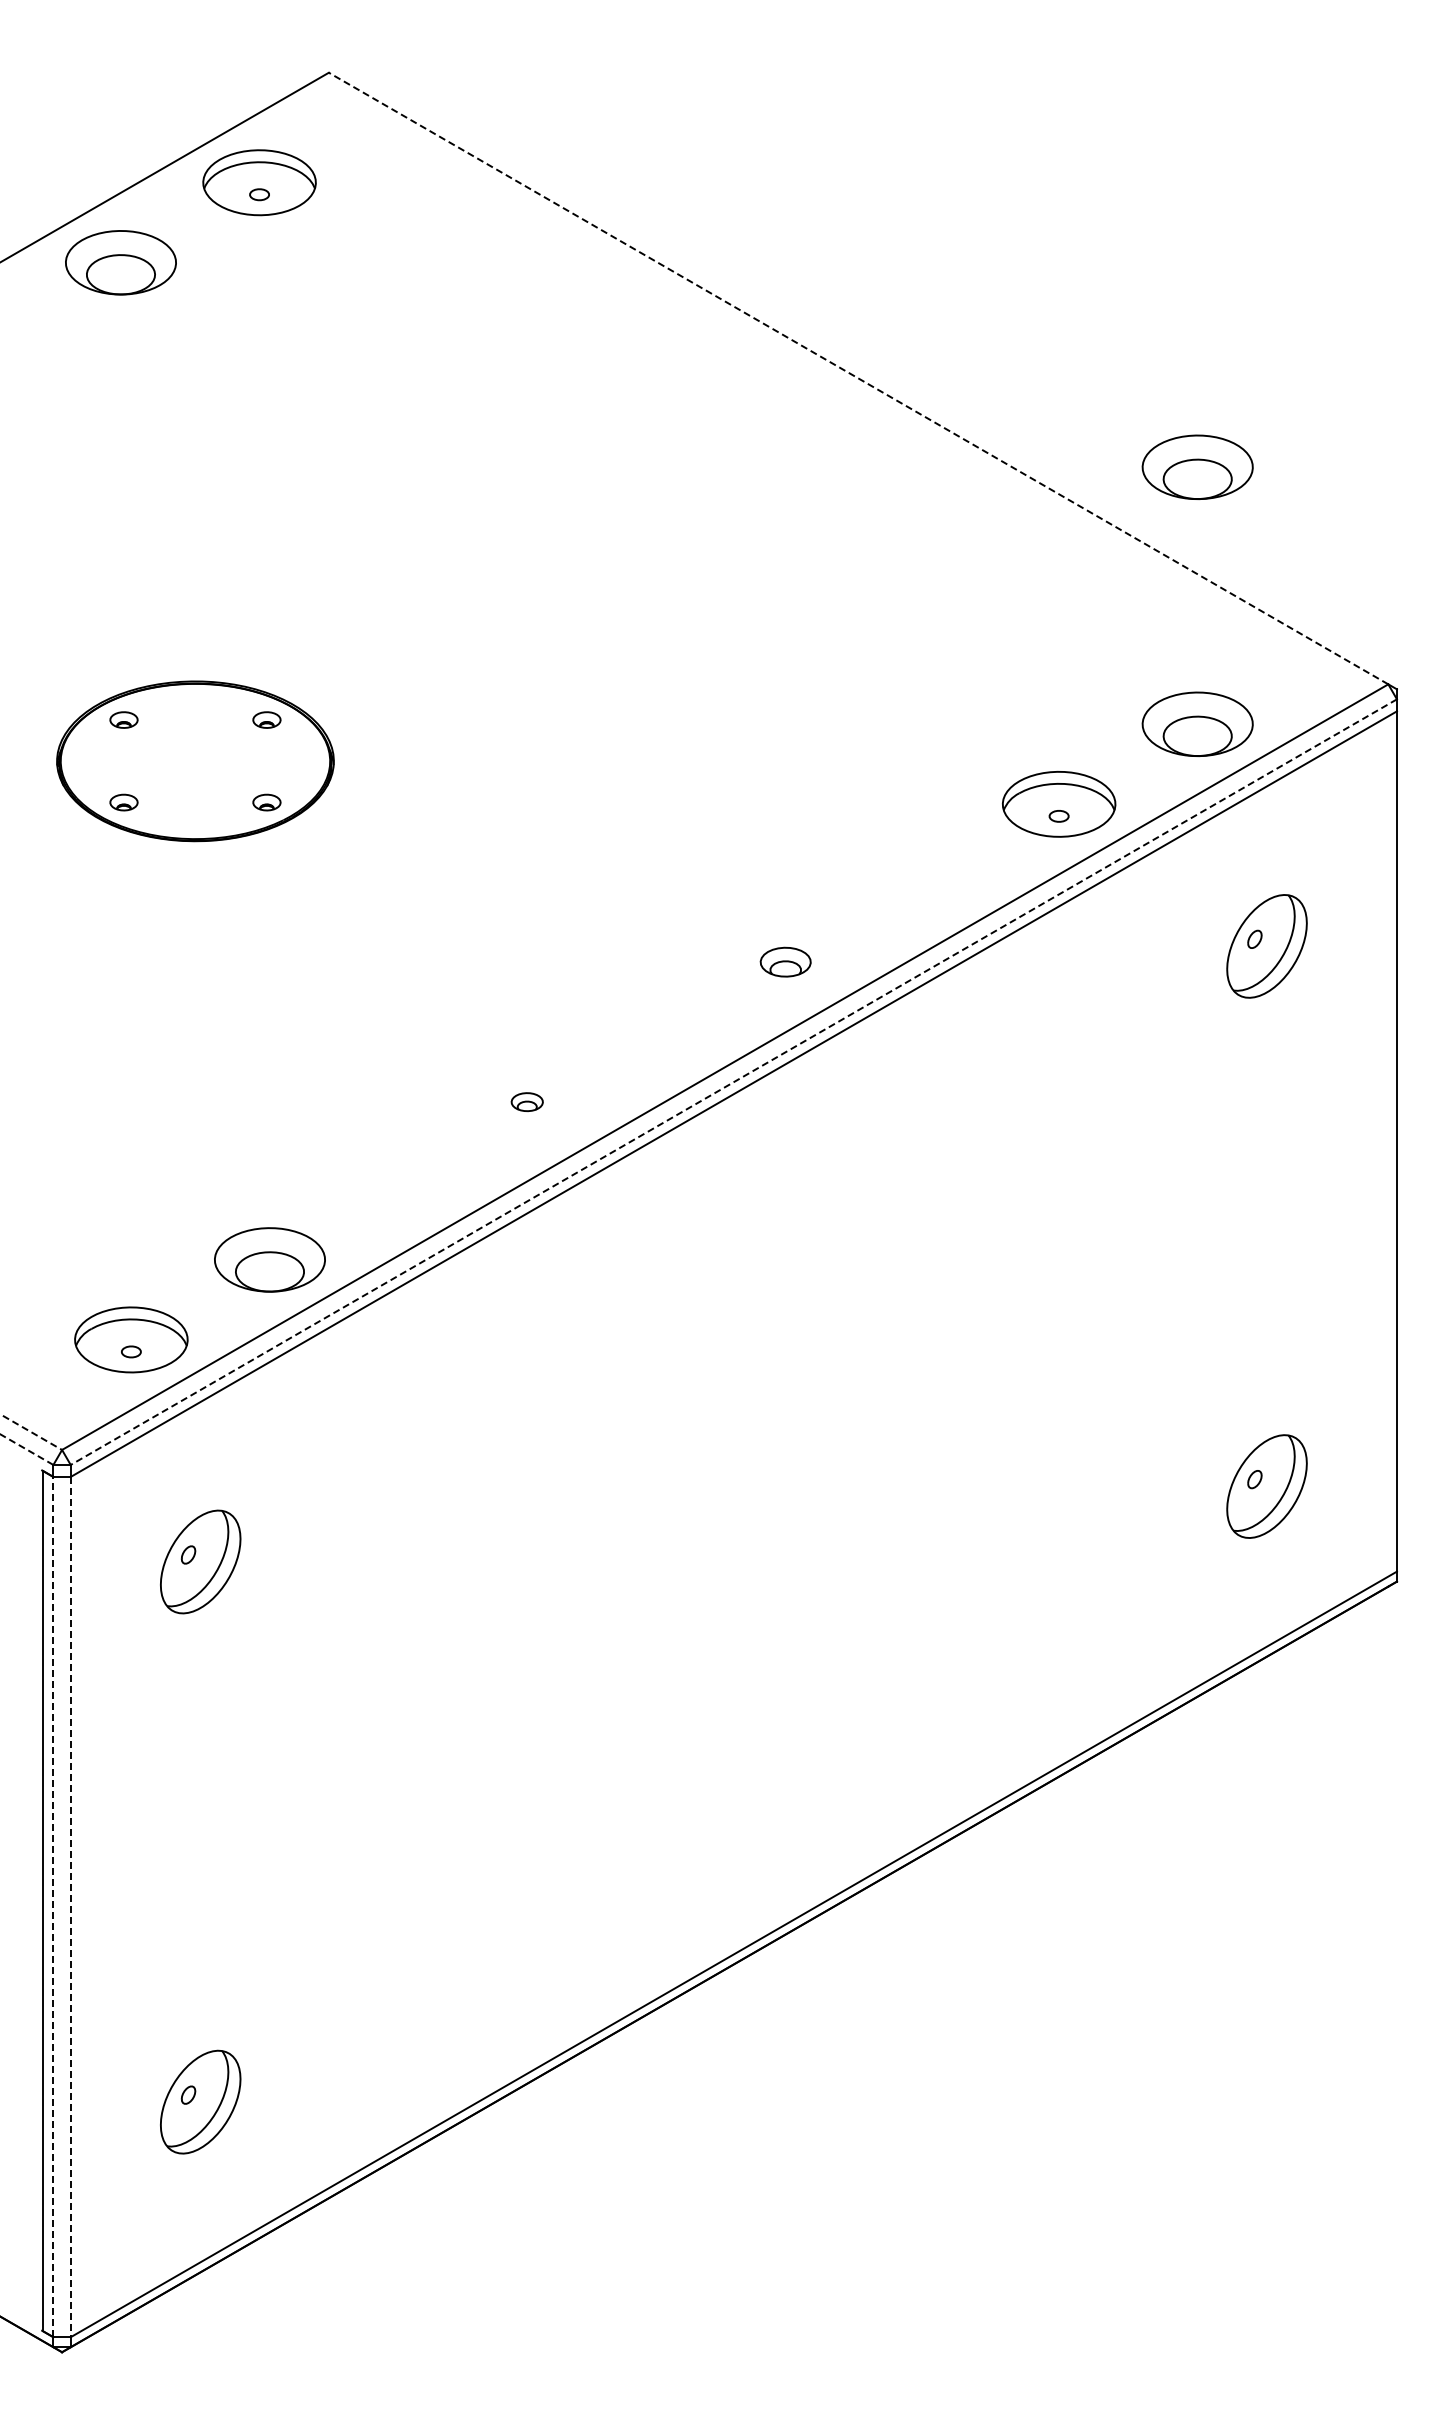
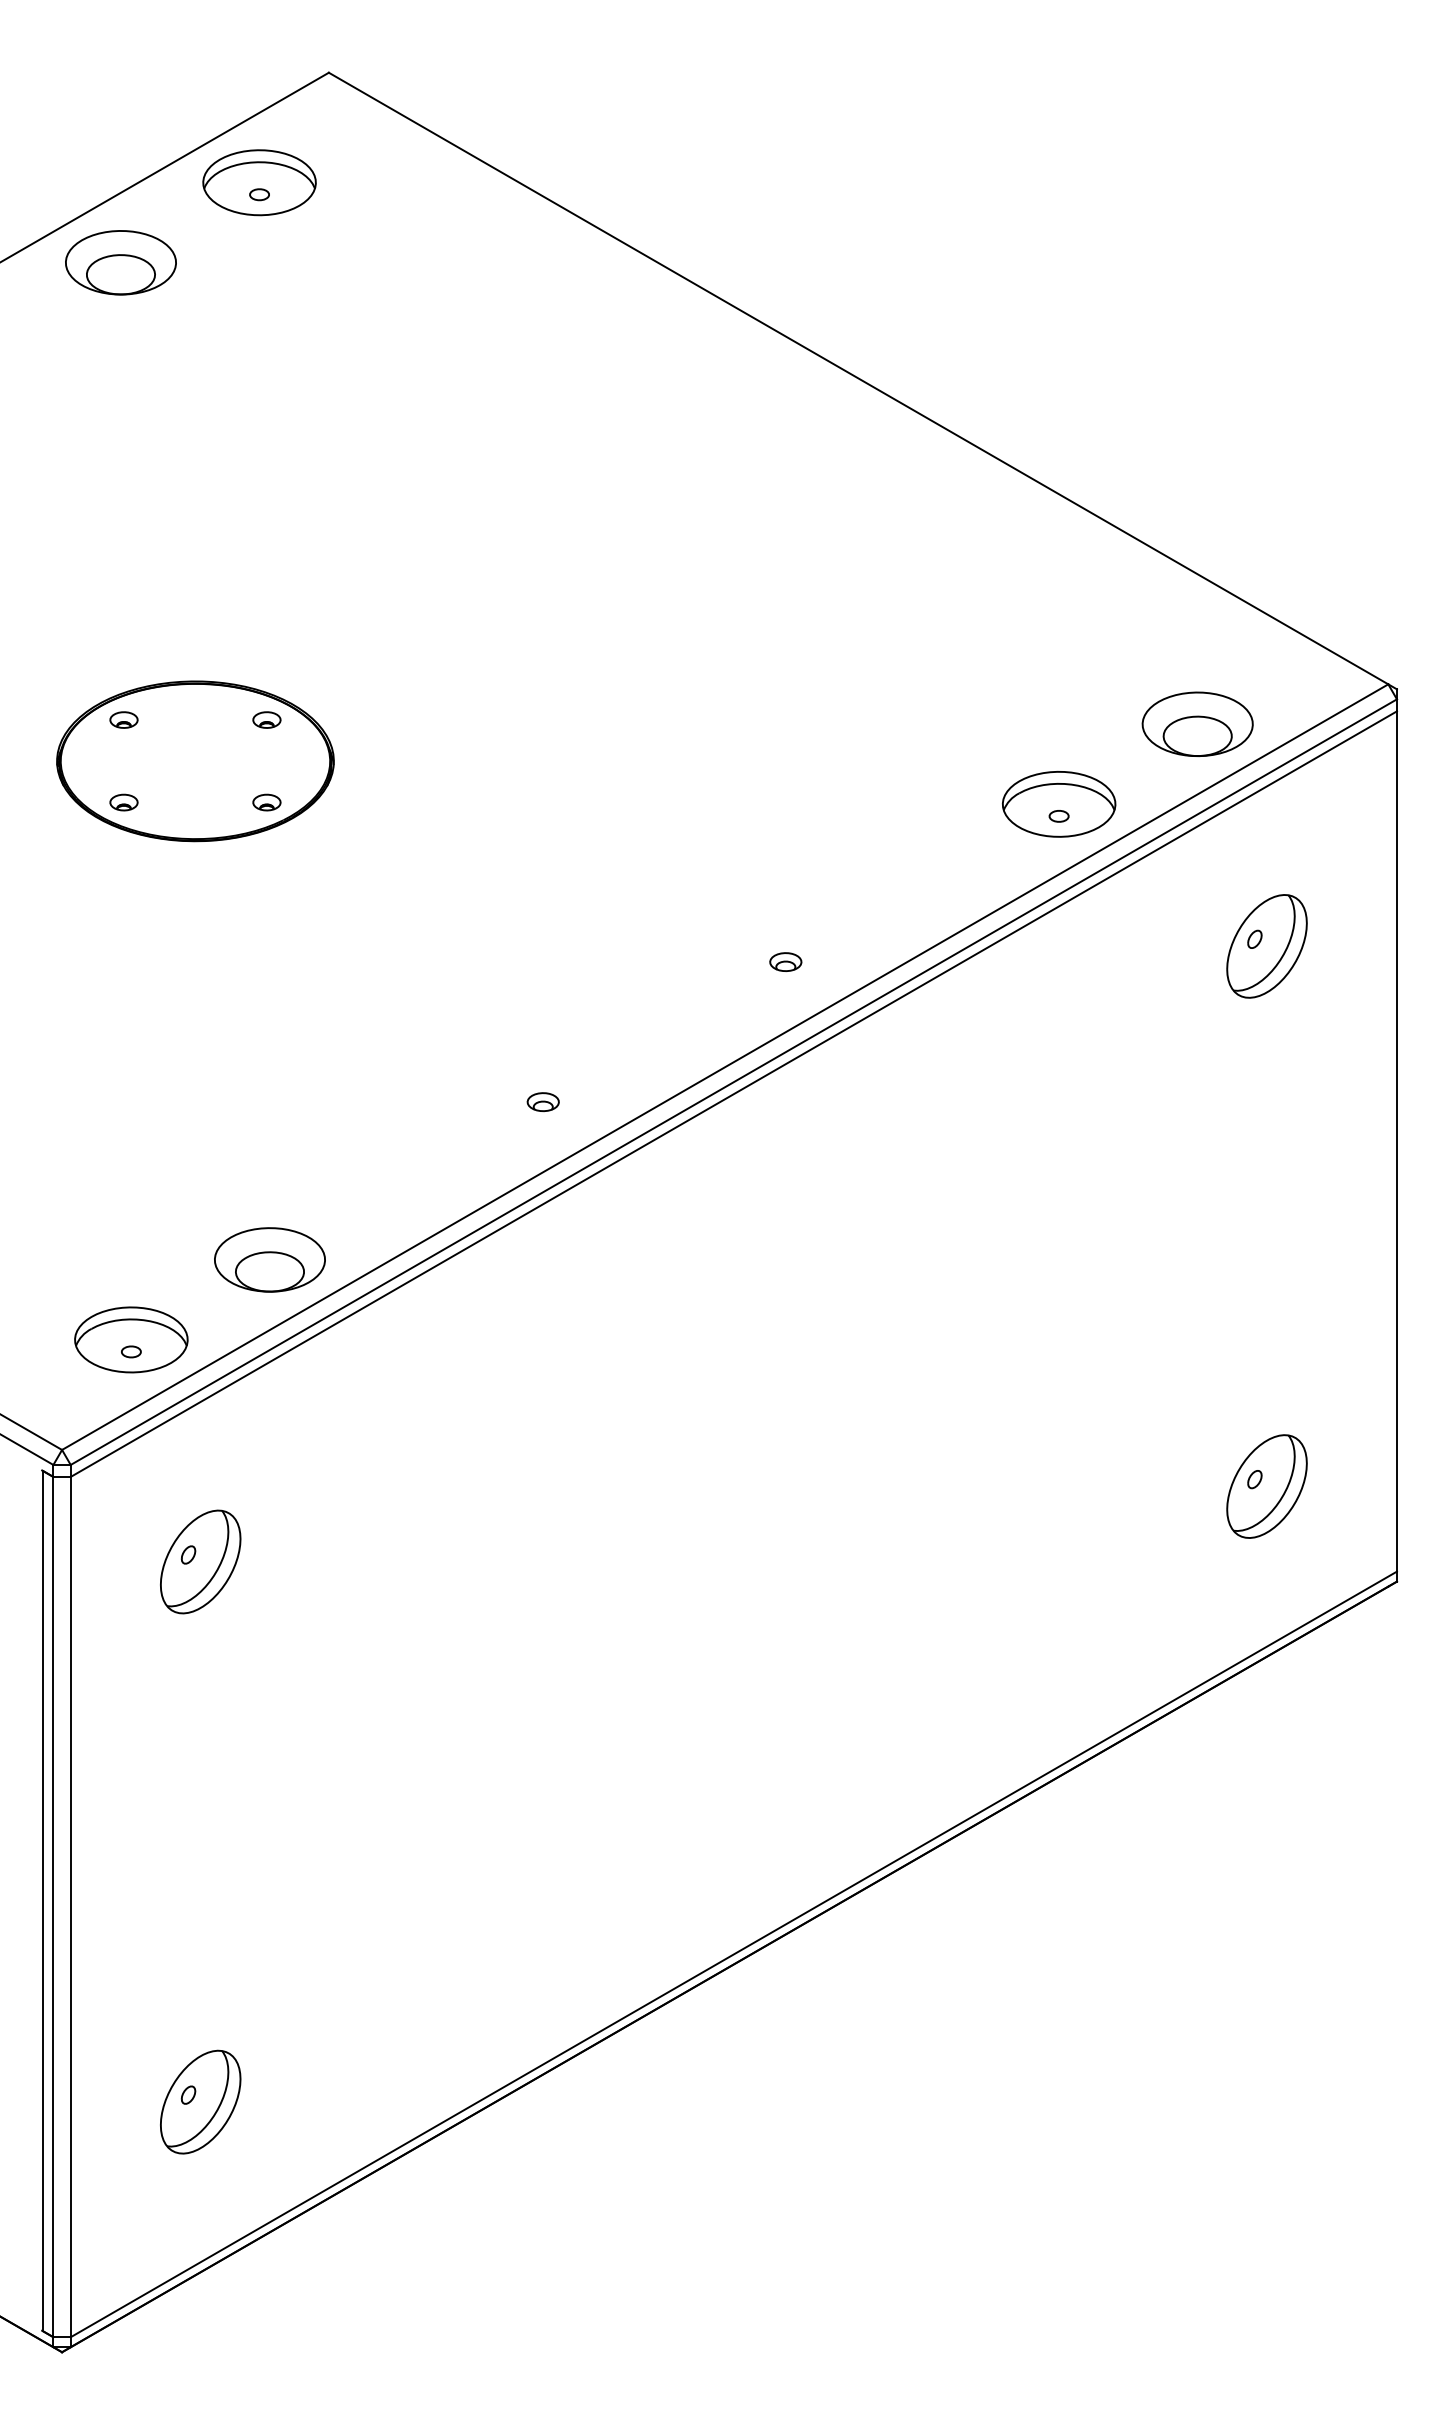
line: dashed -> solid (858, 378)
part: present -> none (1197, 466)
part size: 53x32 px -> 34x20 px (785, 961)
line: dashed -> solid (733, 1082)
part position: (526, 1101) -> (542, 1101) (542, 1101)
line: dashed -> solid (31, 1432)
line: dashed -> solid (26, 1449)
line: dashed -> solid (53, 1906)
line: dashed -> solid (70, 1907)
